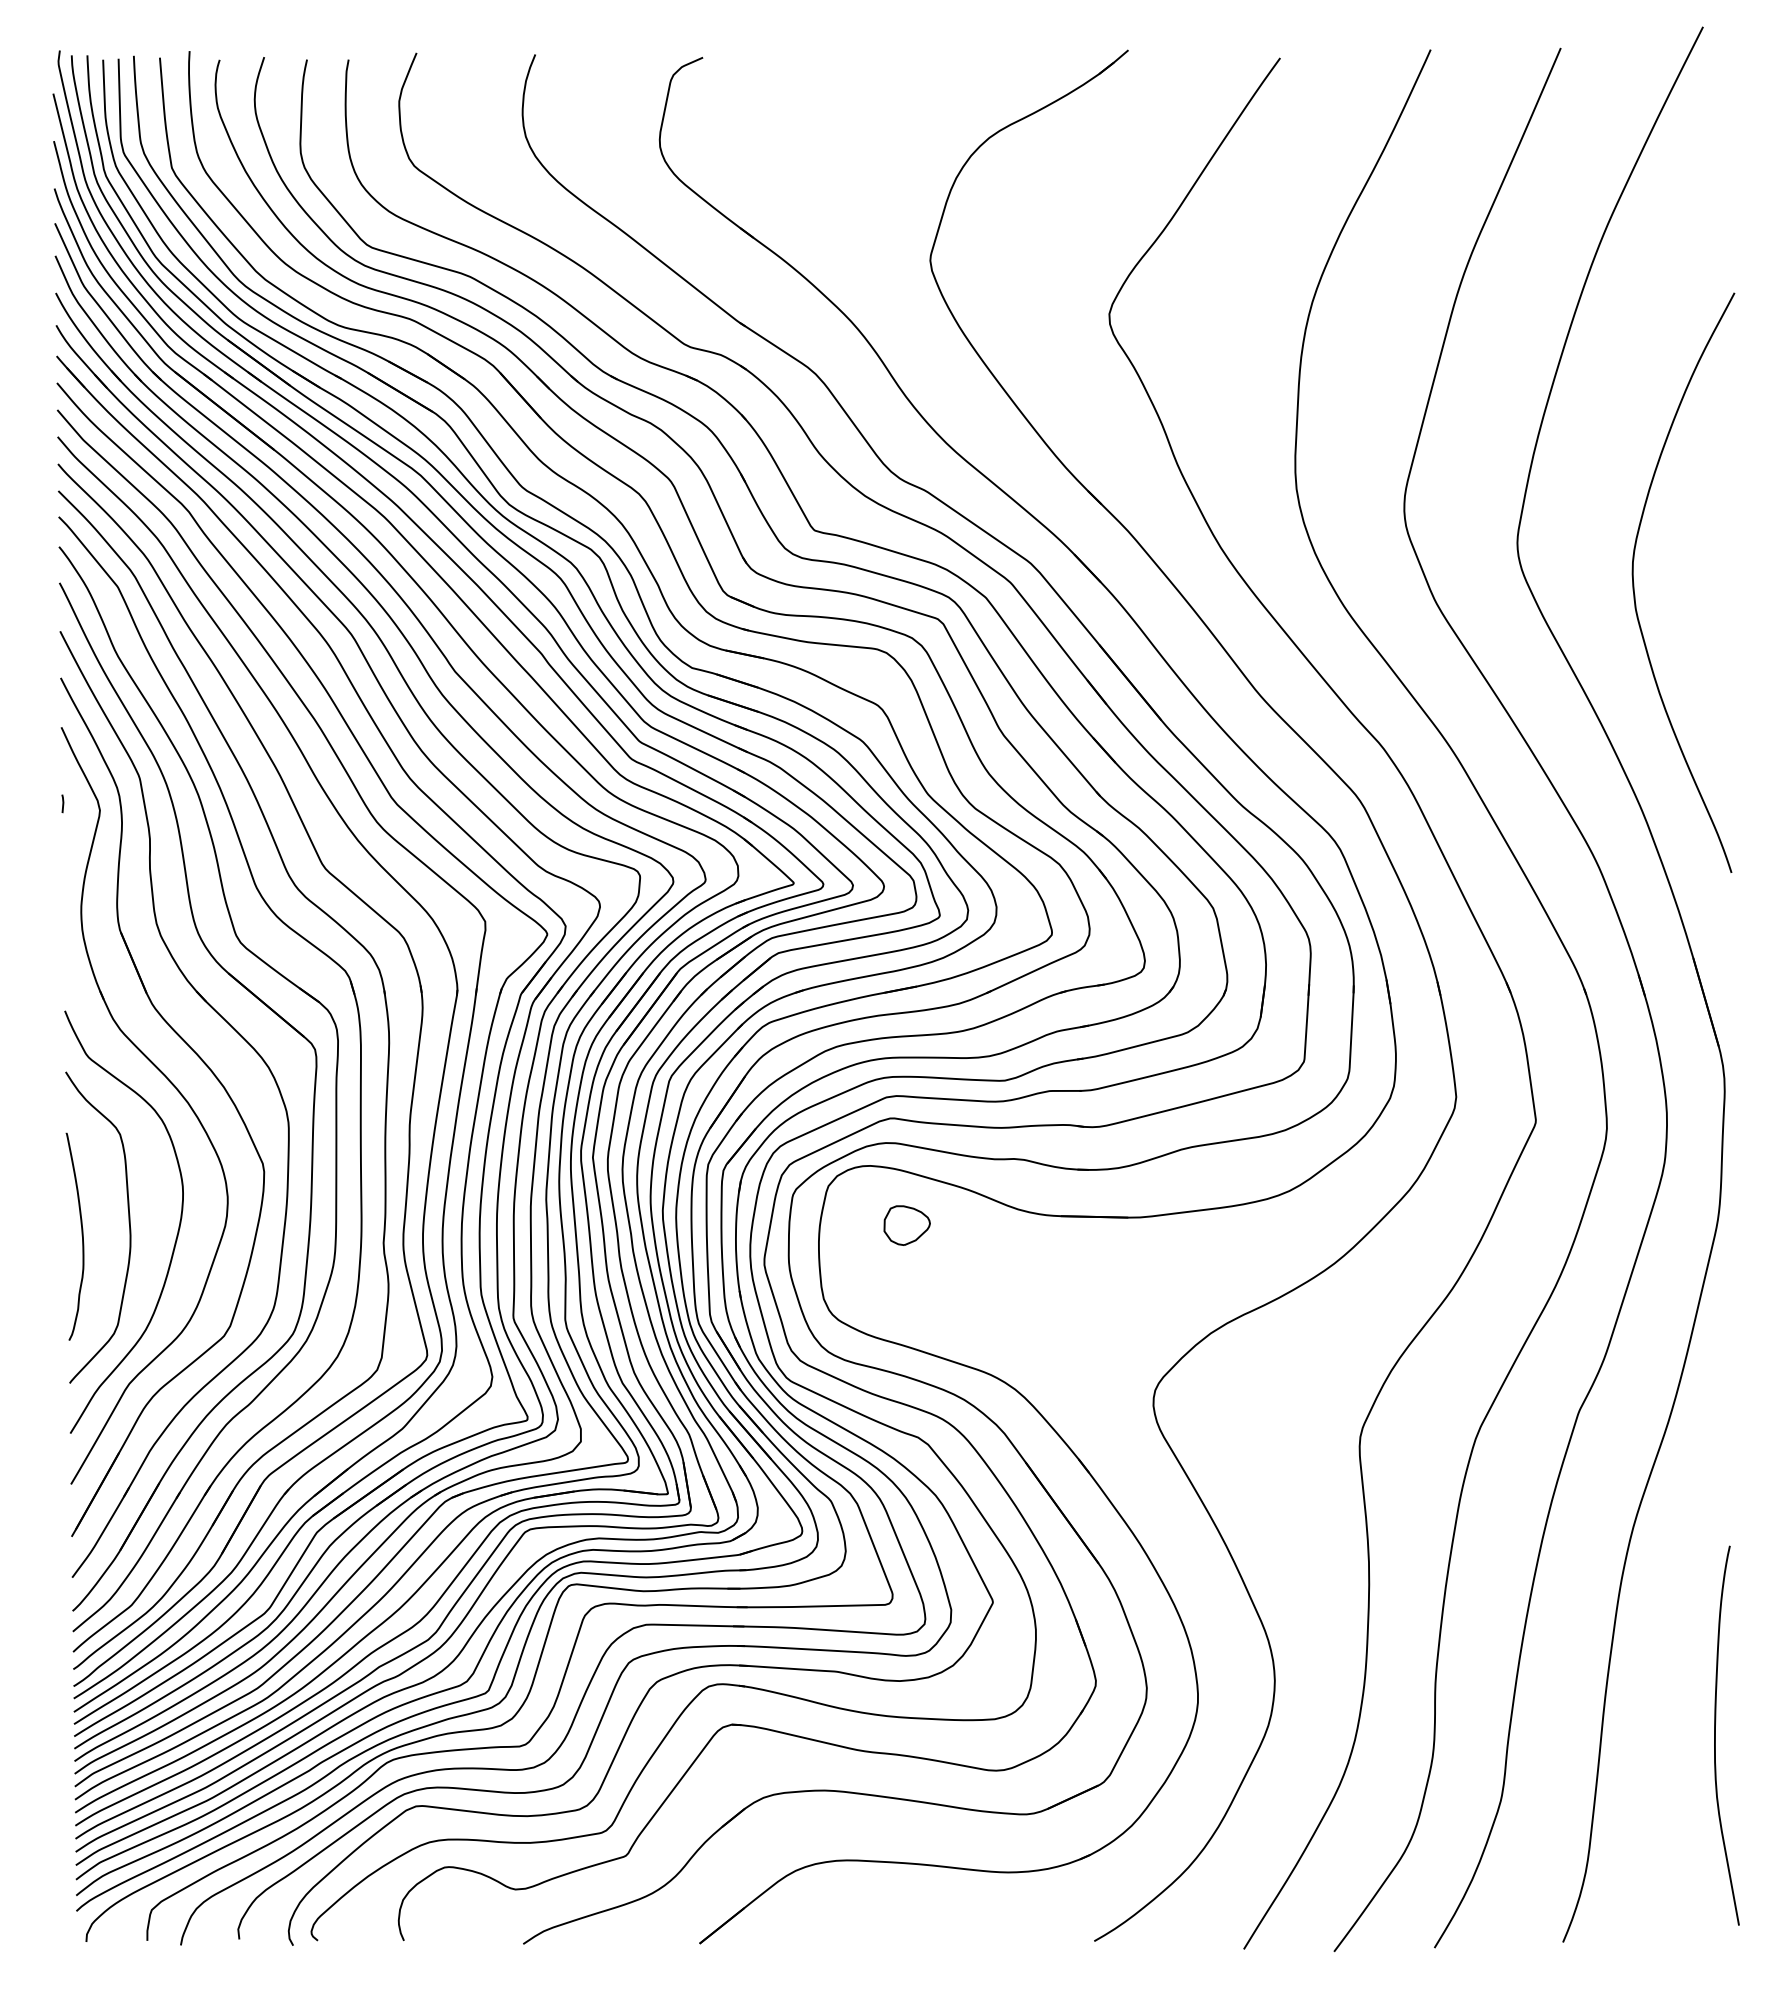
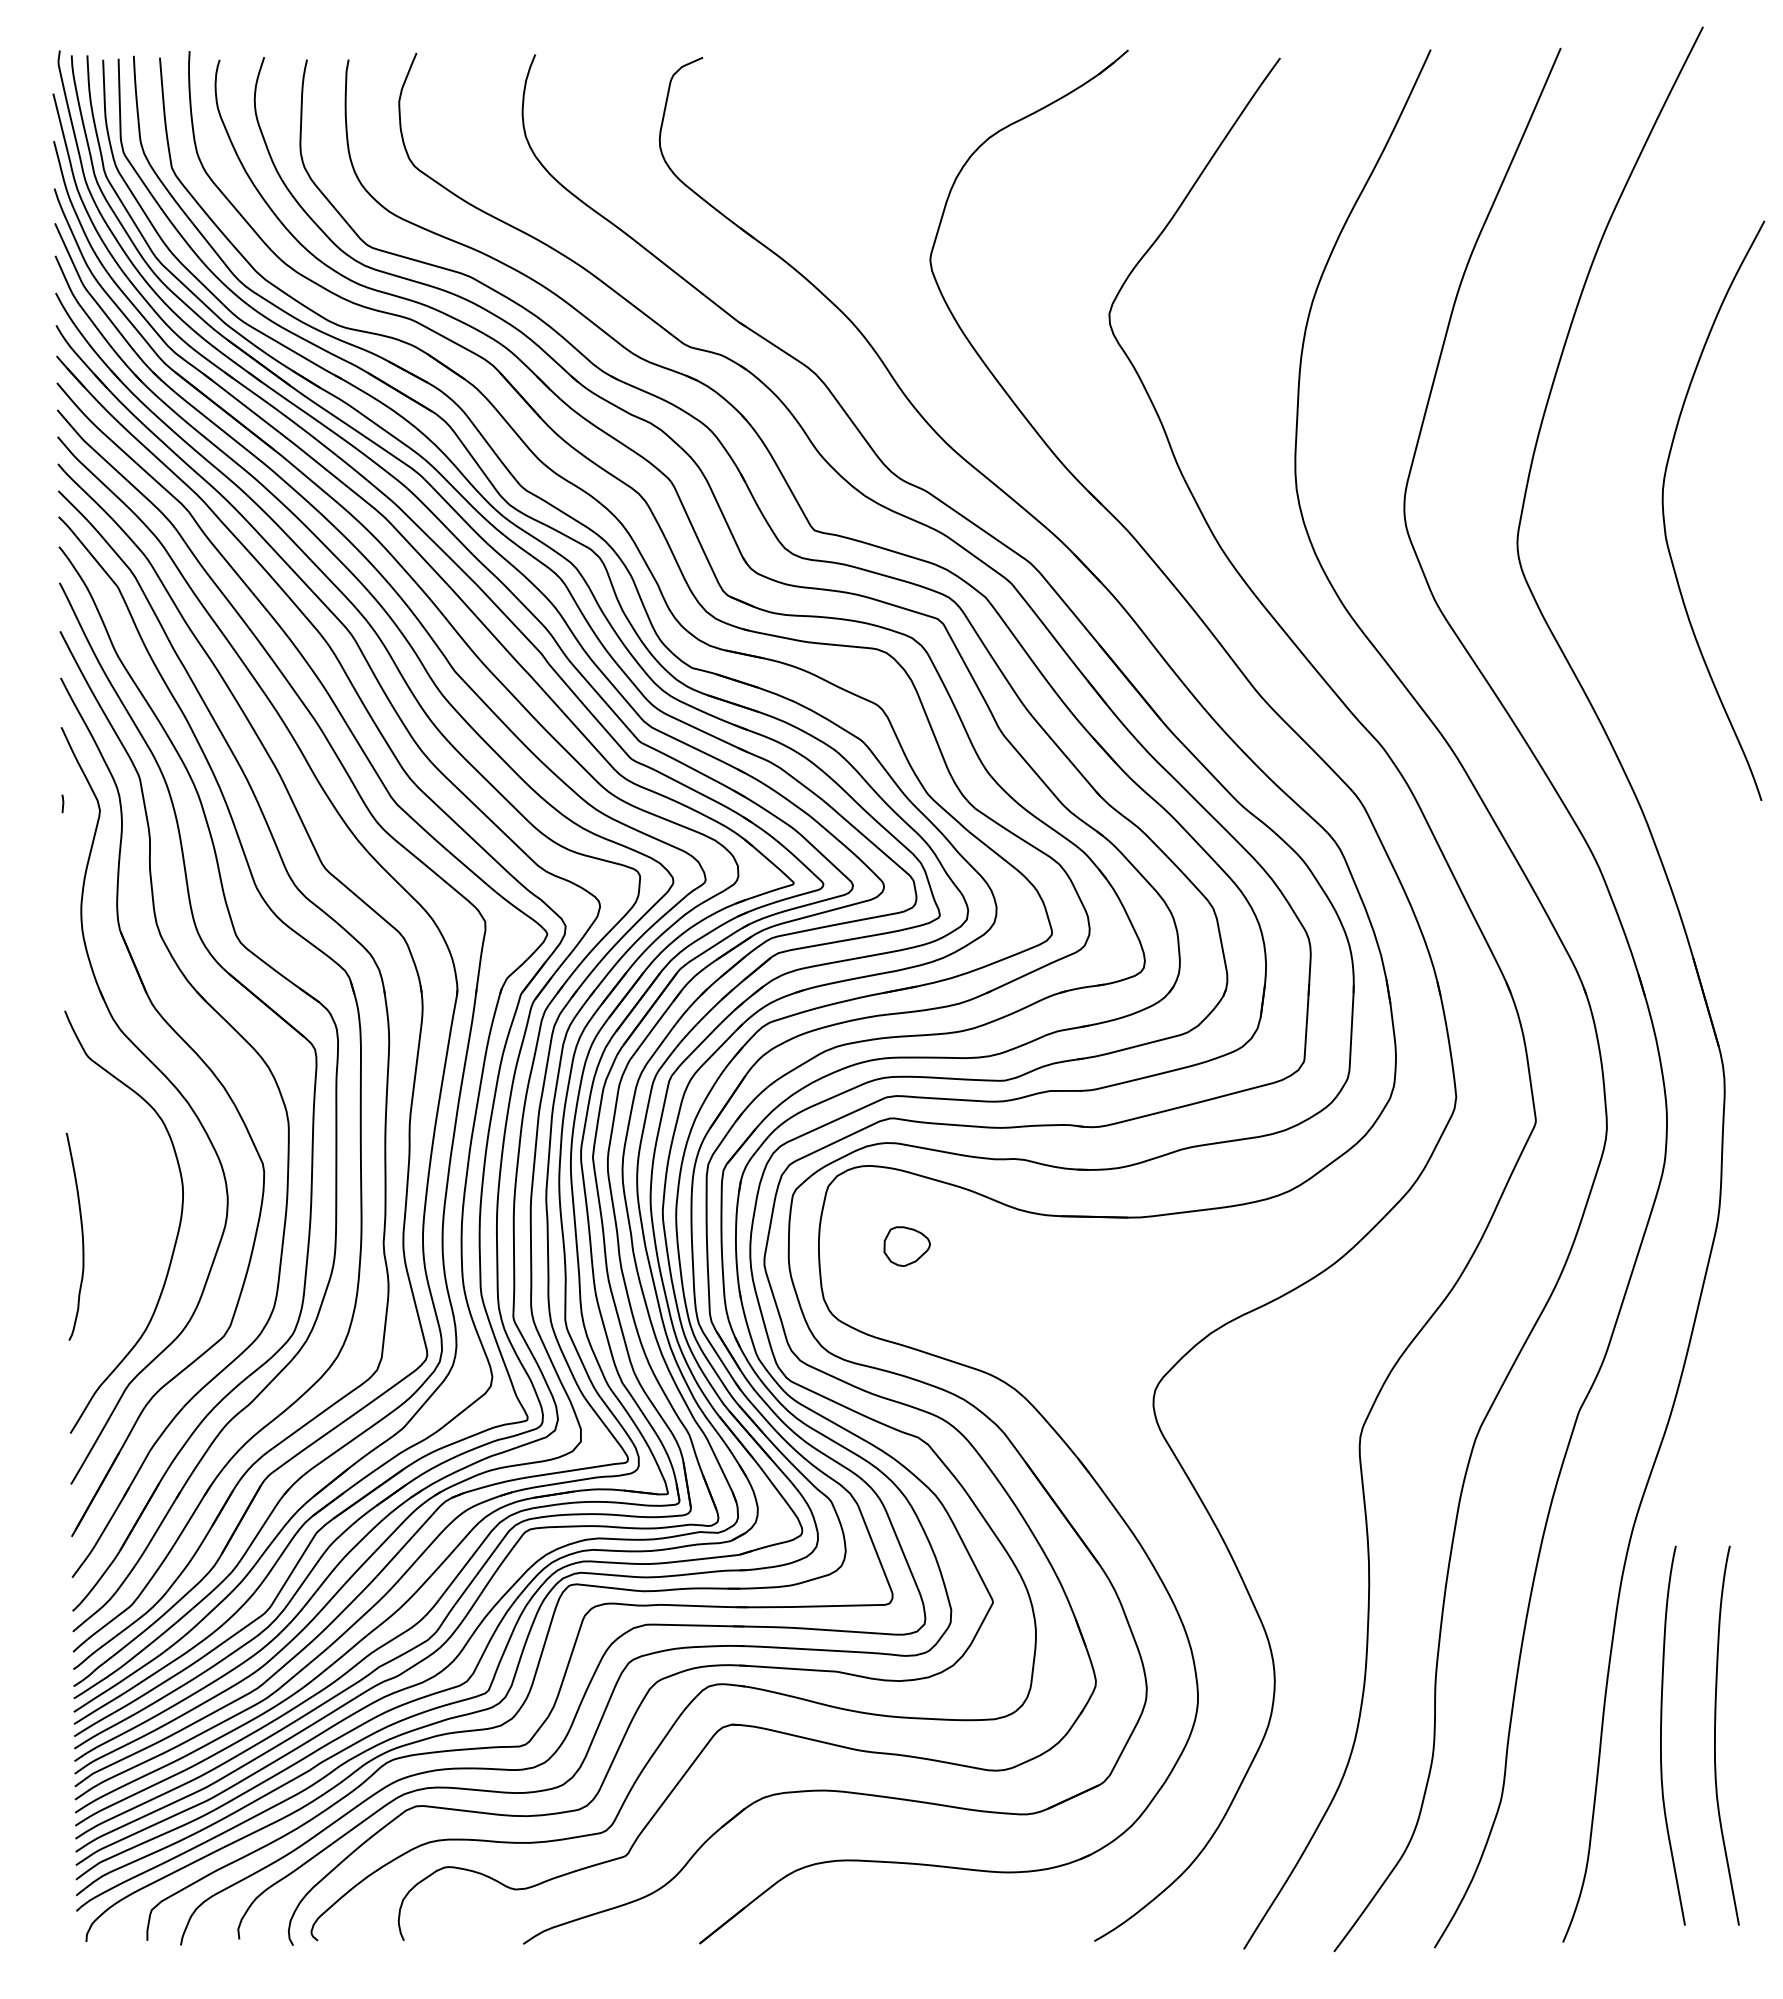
curve position: (1634, 583) -> (1664, 511) (1664, 511)
curve: present -> none (128, 1223)
part position: (906, 1225) -> (906, 1246) (906, 1246)
curve: none -> present (1661, 1735)
